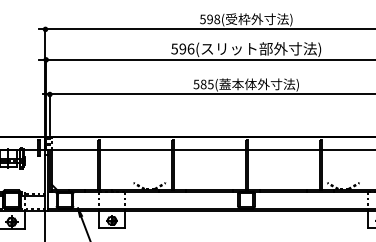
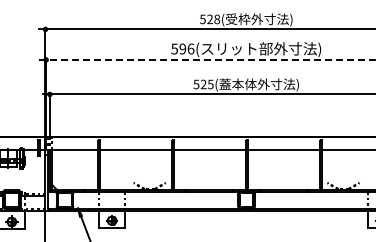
text: 598( -> 528( (209, 19)
line: solid -> dashed (208, 59)
text: 585( -> 525( (203, 84)
